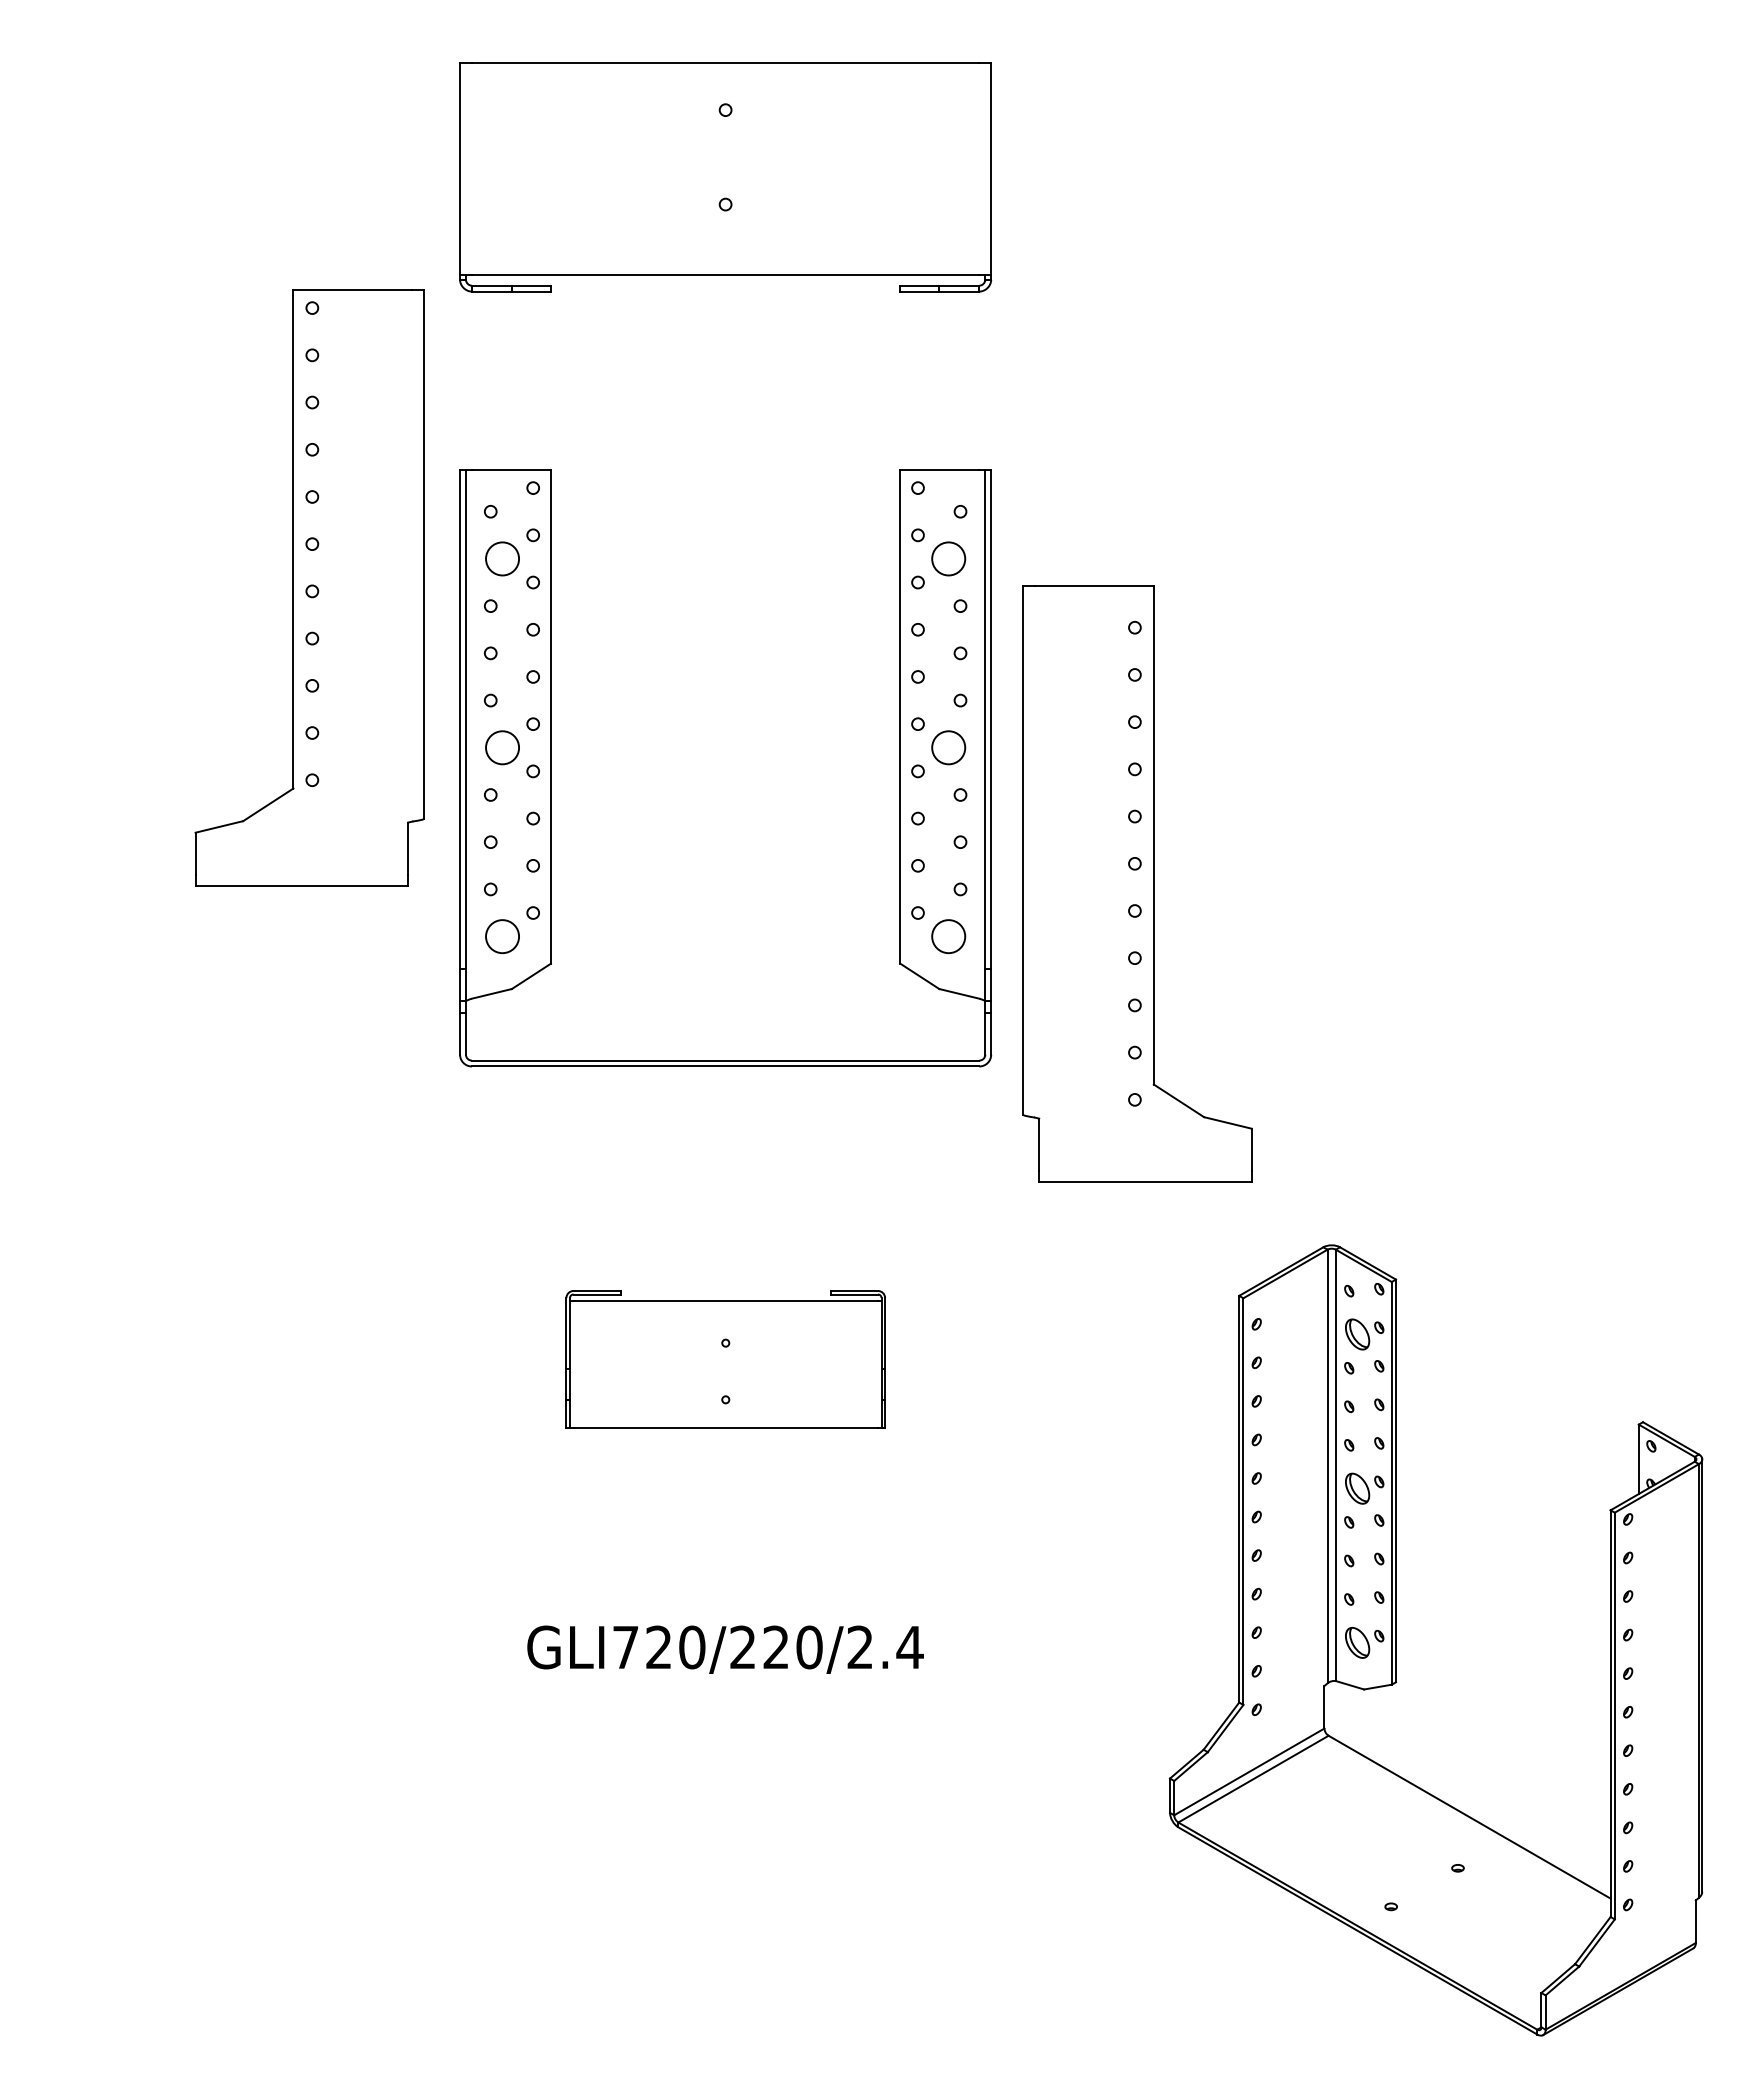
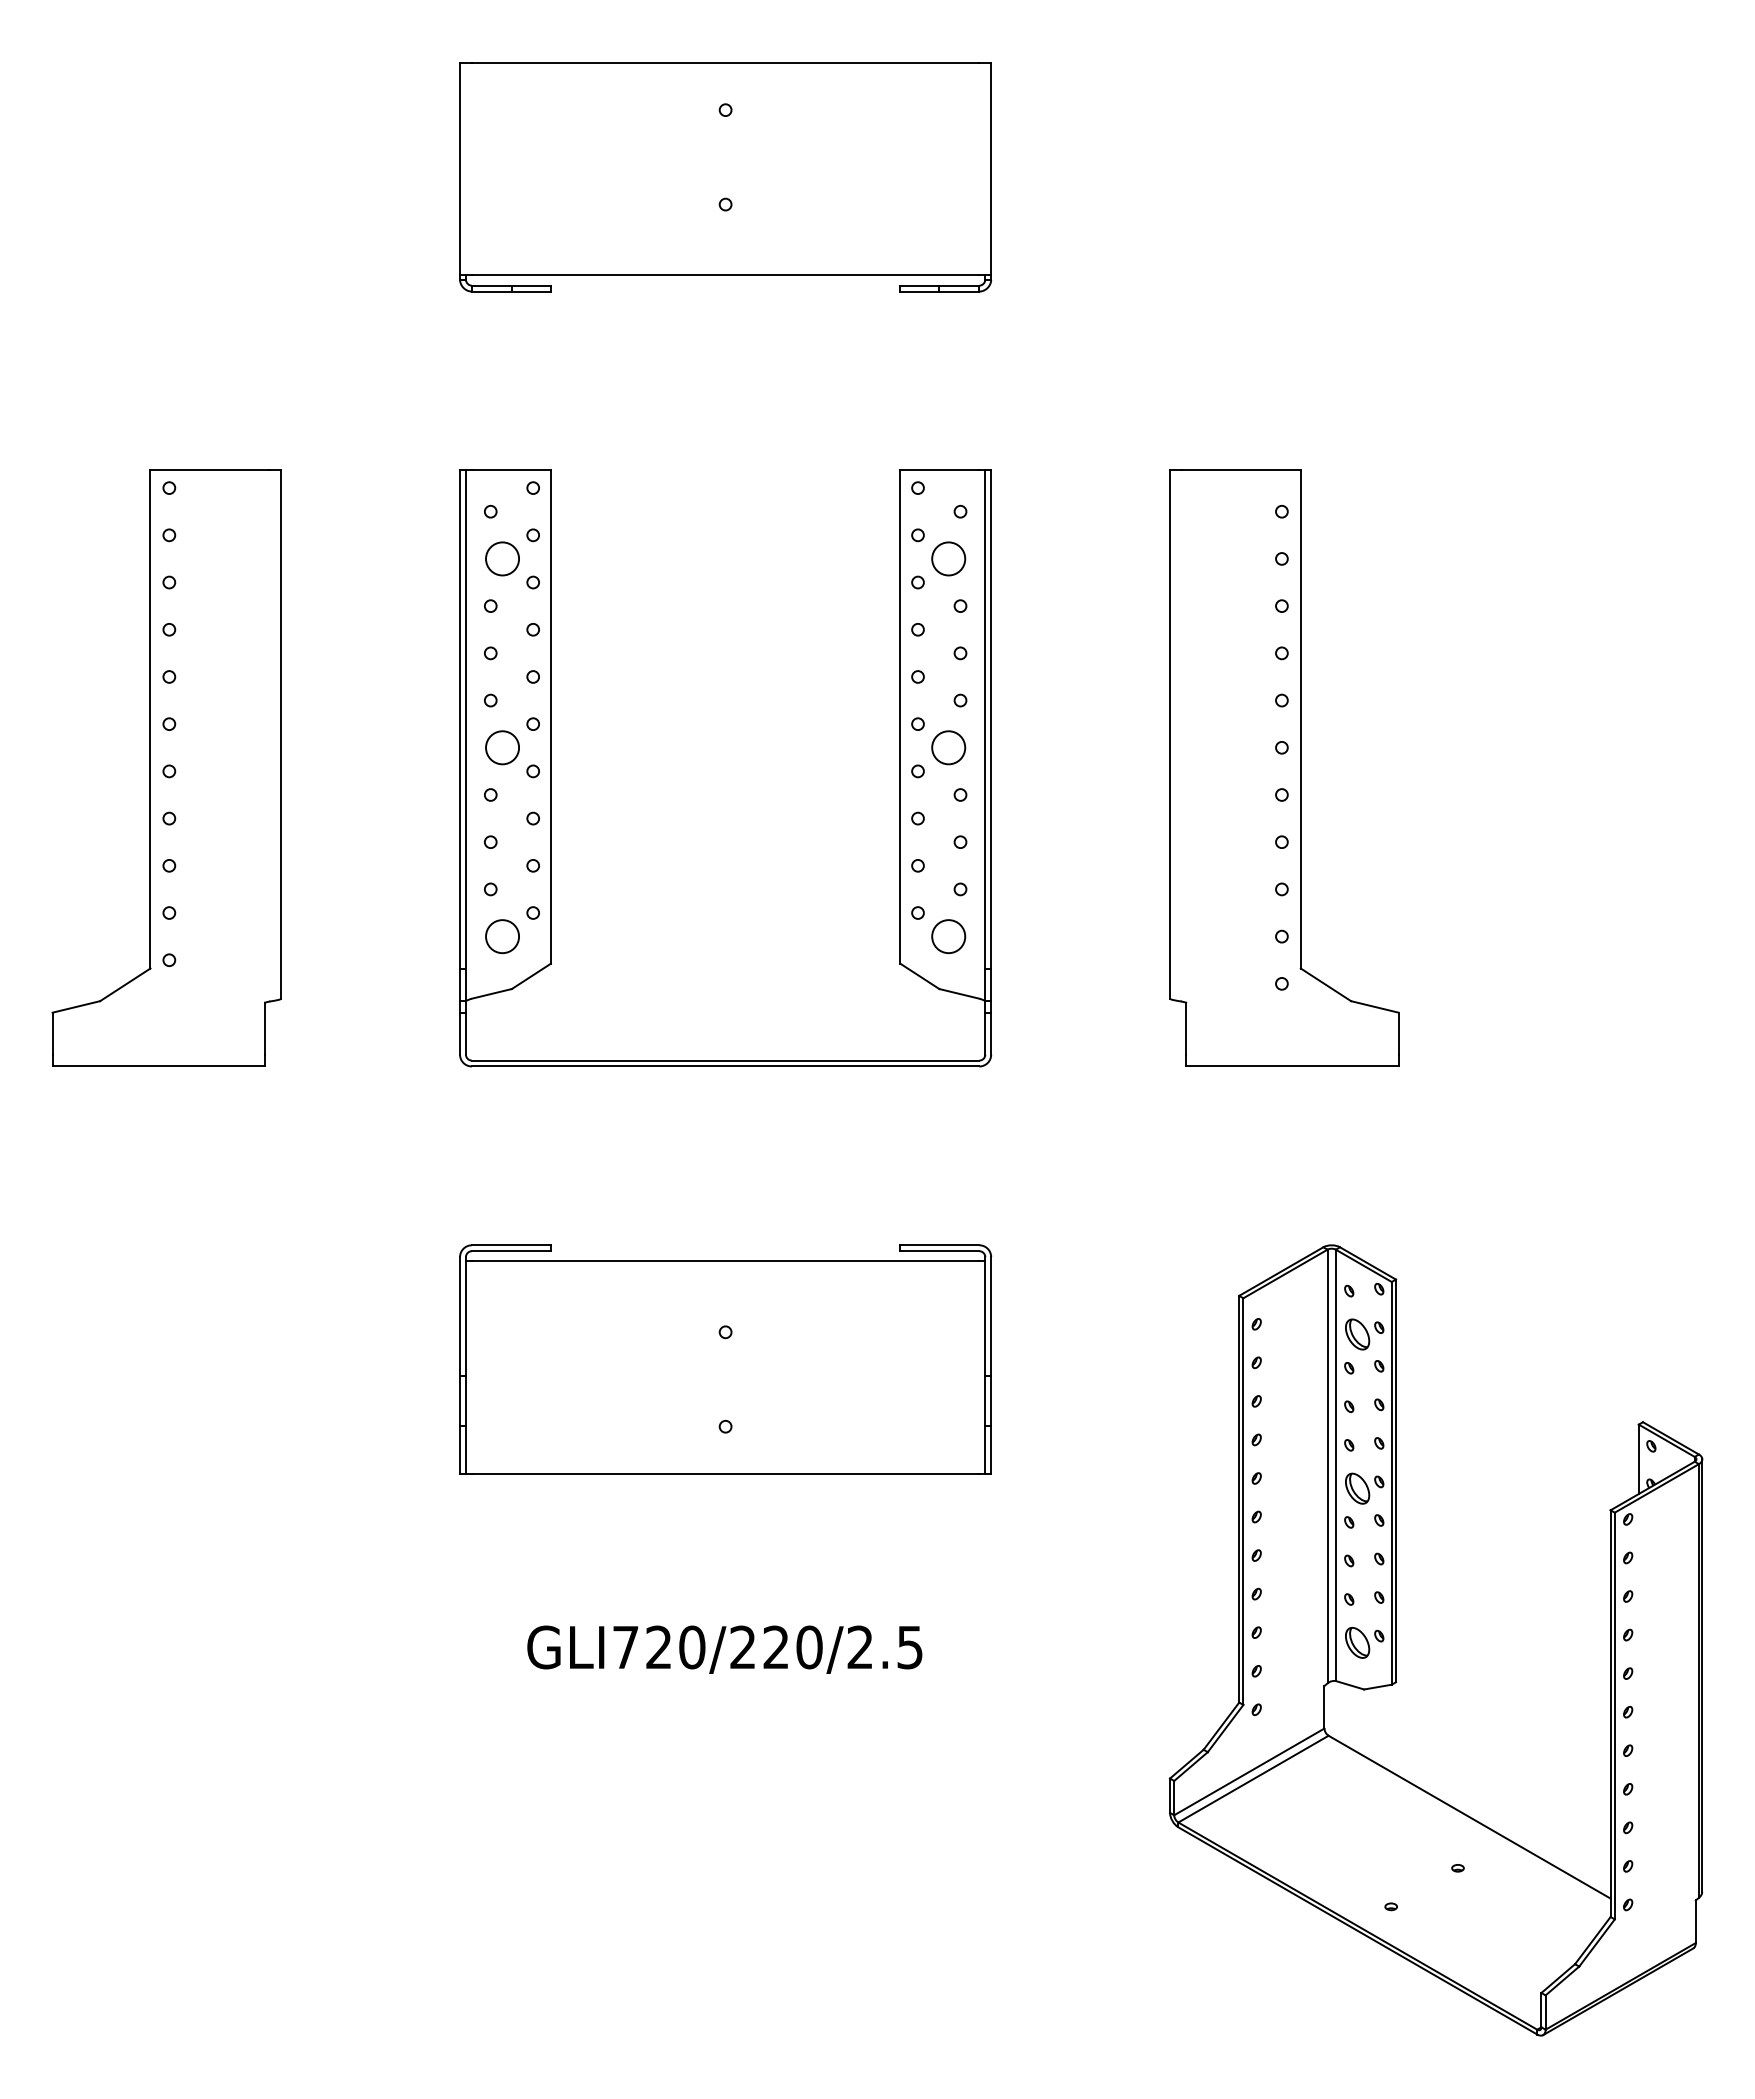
part position: (309, 587) -> (166, 767) (166, 767)
part position: (1137, 883) -> (1284, 767) (1284, 767)
part size: 321x139 px -> 534x231 px (725, 1359)
text: GLI720/220/2.4 -> GLI720/220/2.5 (909, 1647)
